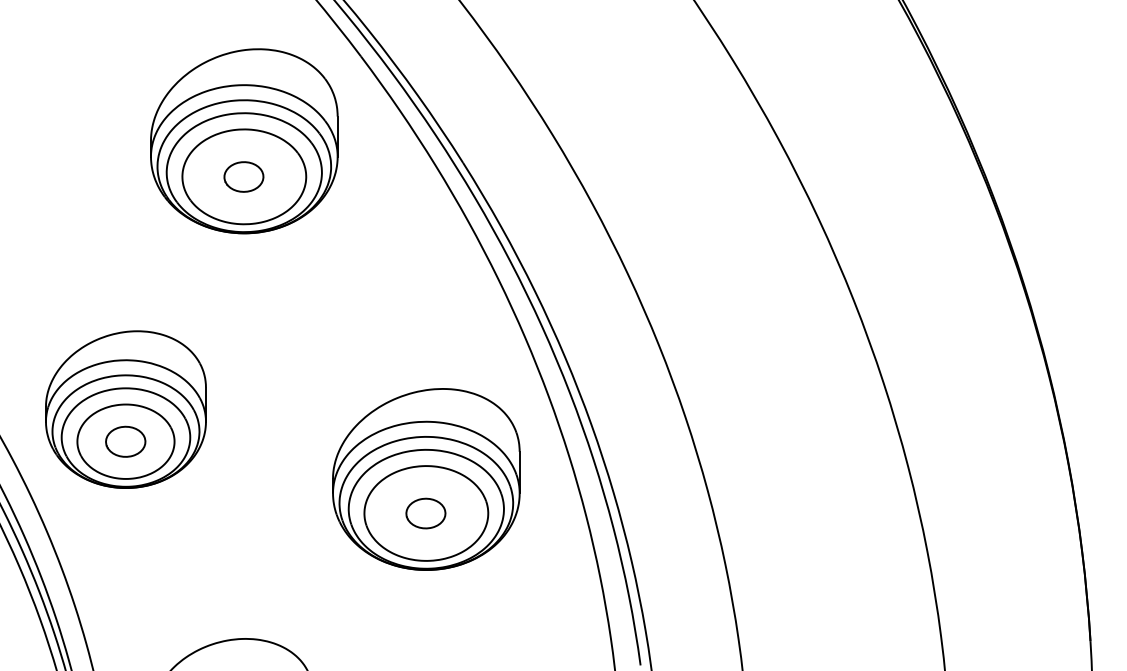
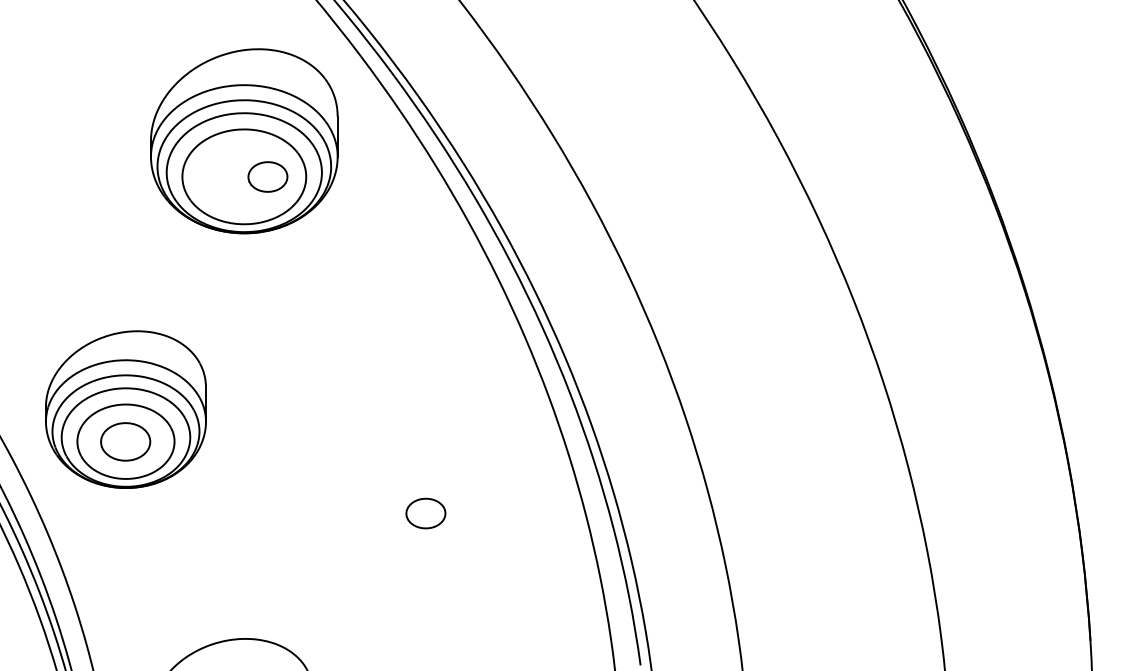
part position: (243, 176) -> (267, 176) (267, 176)
part size: 42x33 px -> 52x40 px (125, 441)
part: present -> none (426, 479)
